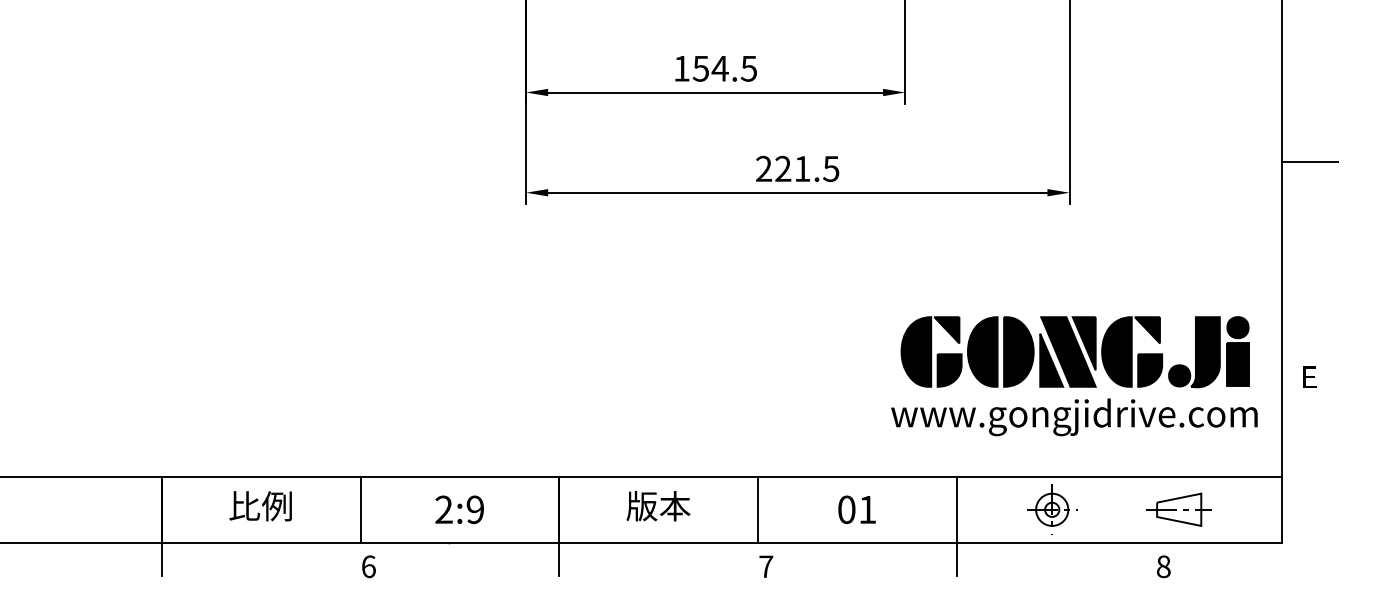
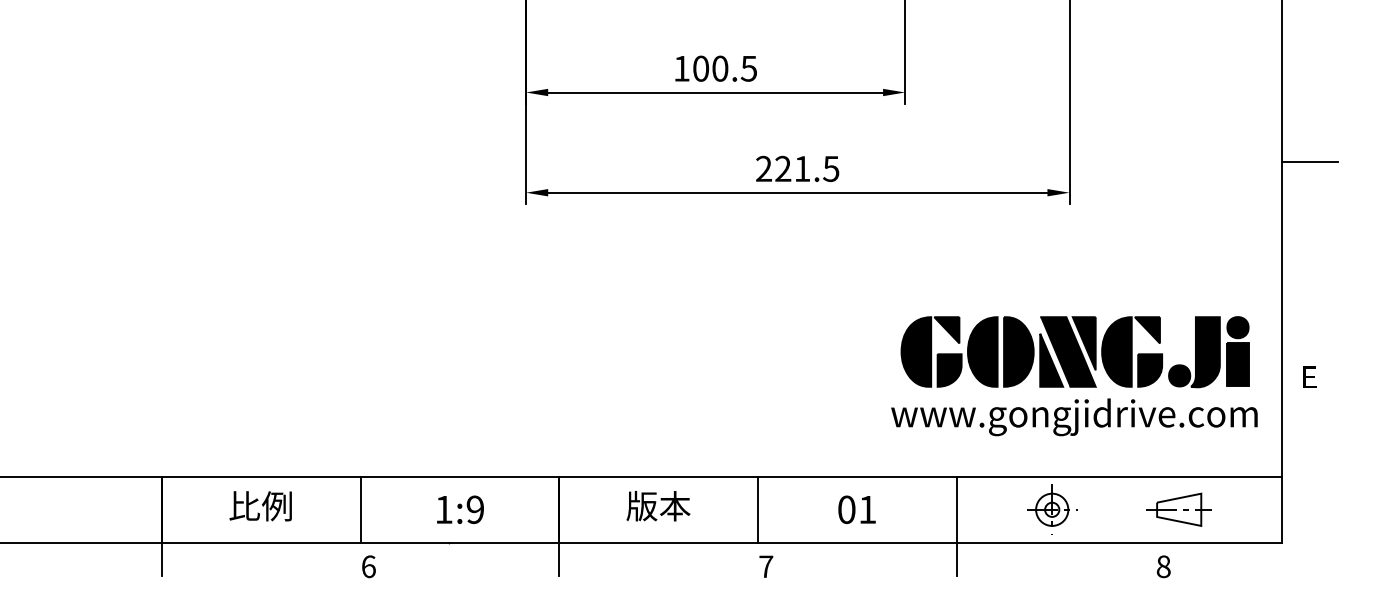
text: 154.5 -> 100.5 (710, 68)
text: 2:9 -> 1:9 (443, 509)
